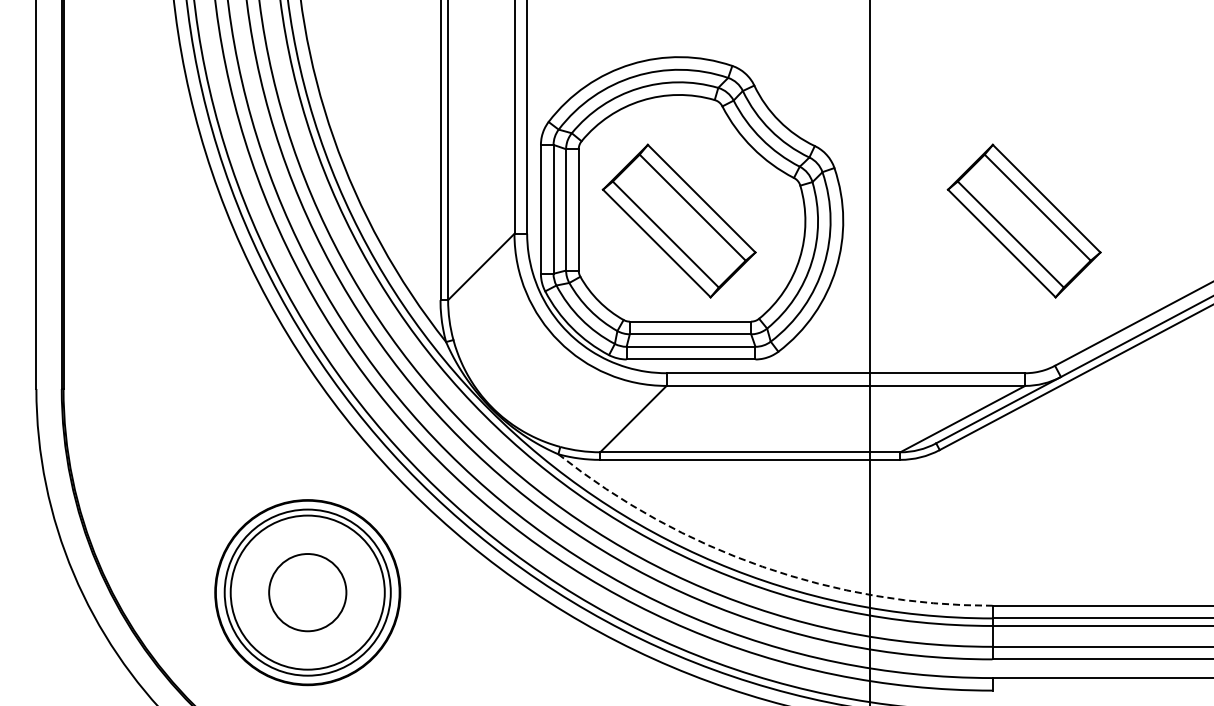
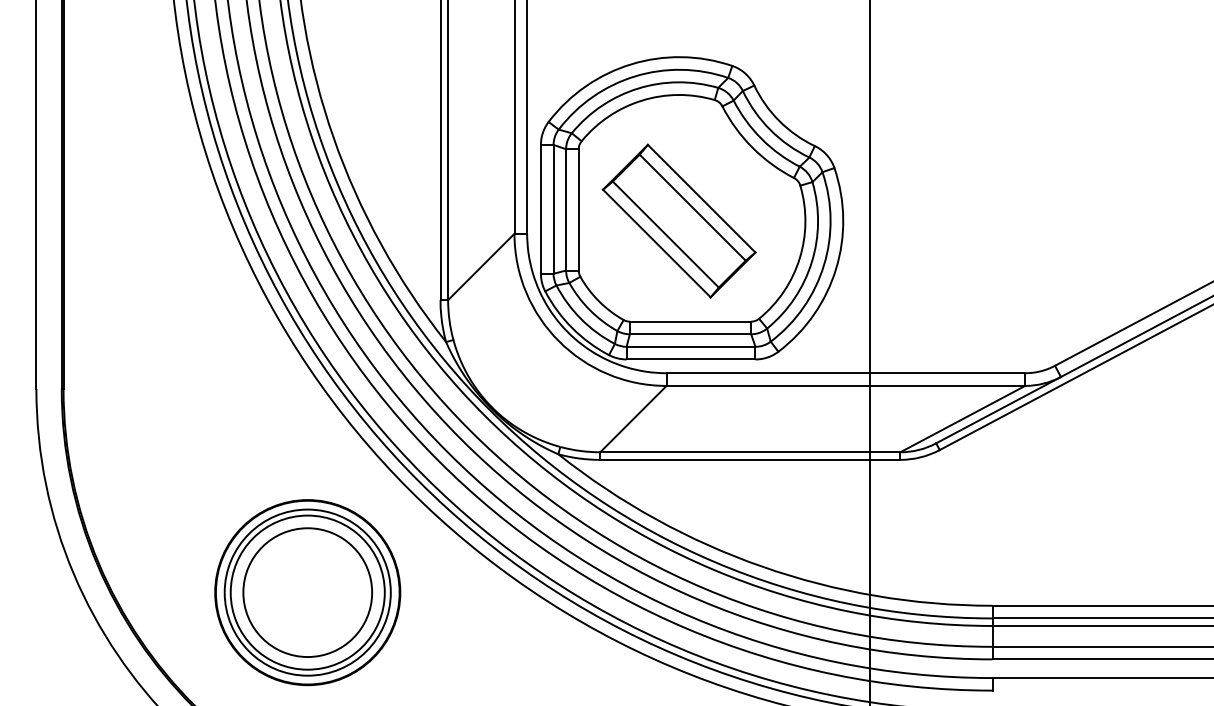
part: present -> none (1023, 220)
arc: dashed -> solid (762, 566)
circle diameter: 77 px -> 129 px (307, 592)
